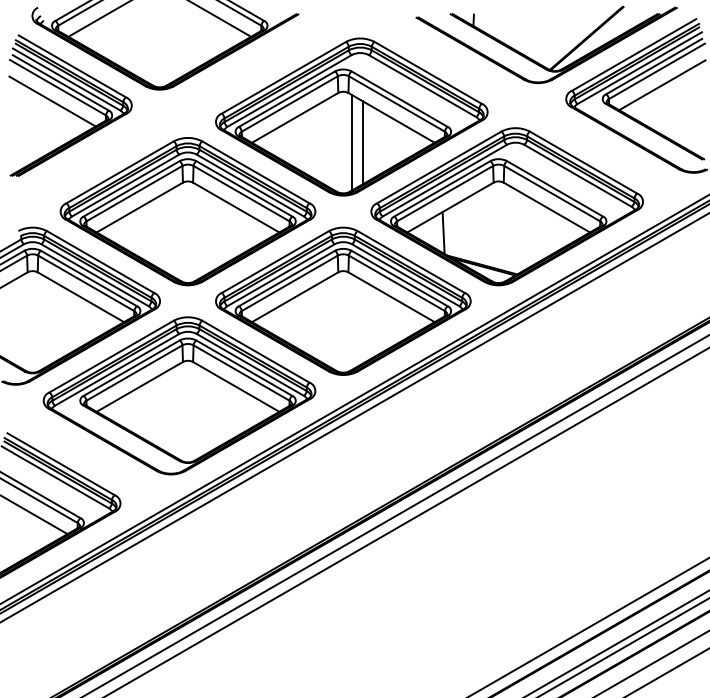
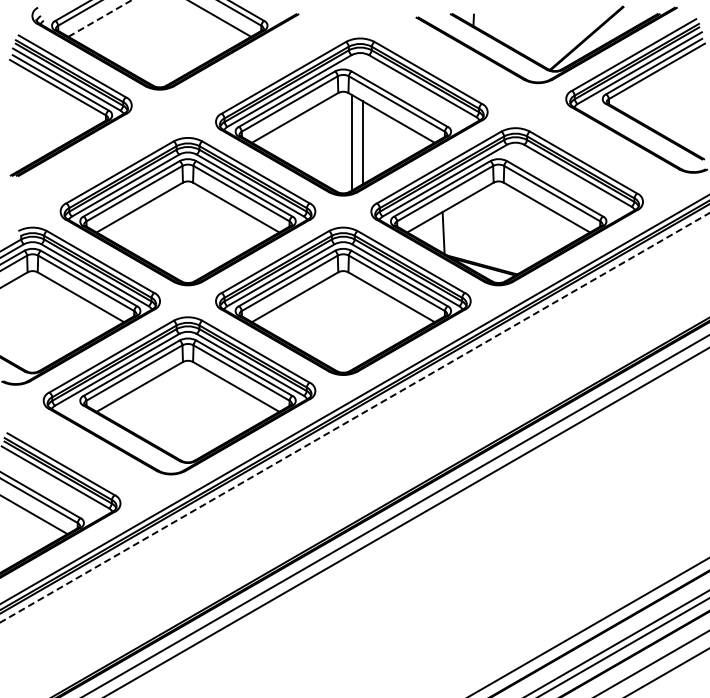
line: solid -> dashed (100, 18)
line: present -> none (662, 85)
line: present -> none (52, 101)
line: solid -> dashed (354, 417)
